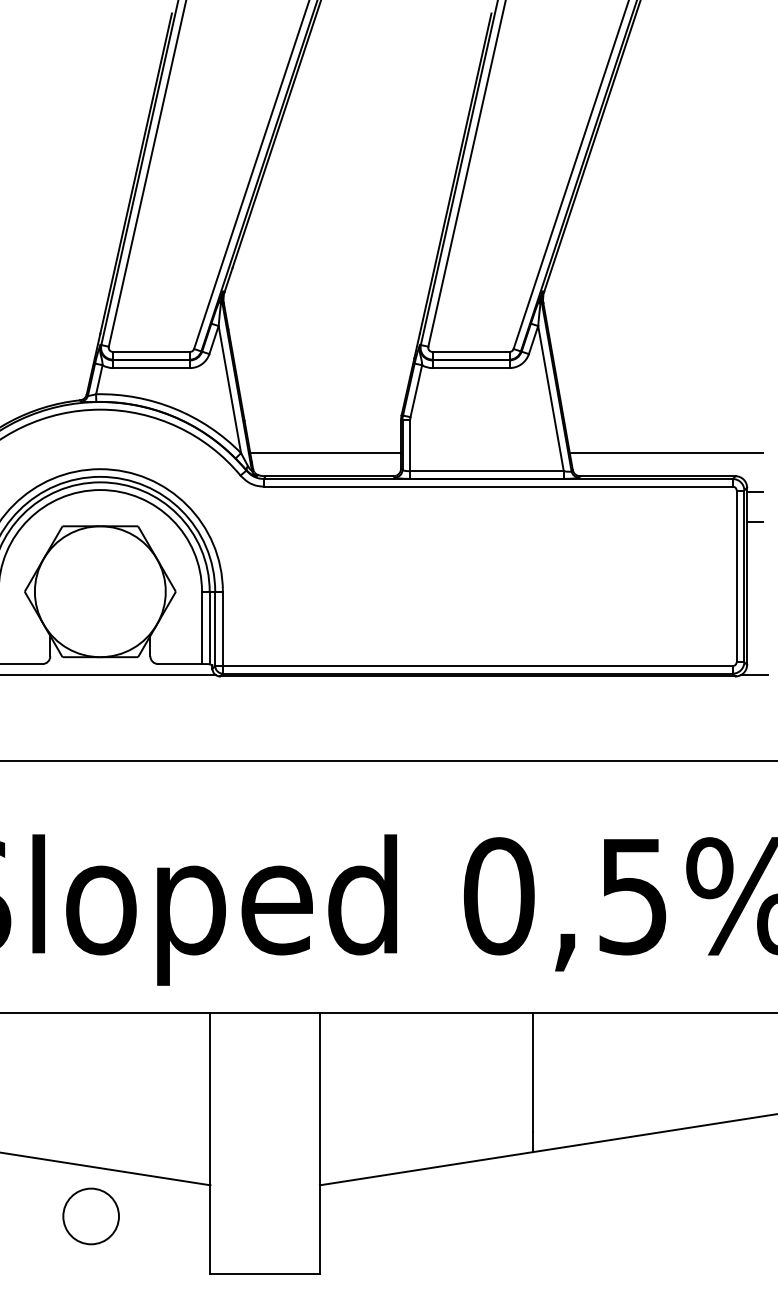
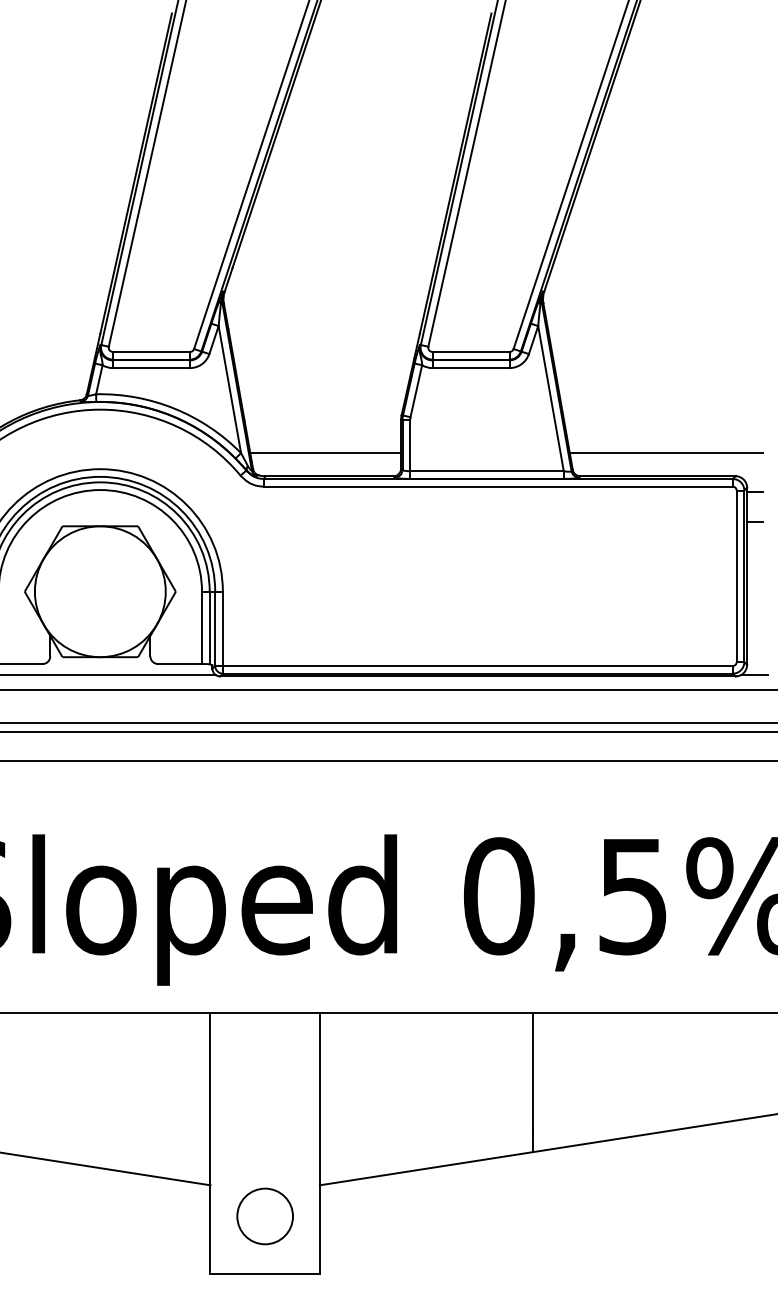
line: none -> present (388, 690)
line: none -> present (388, 722)
line: none -> present (388, 732)
circle position: (90, 1216) -> (264, 1216) (264, 1216)
